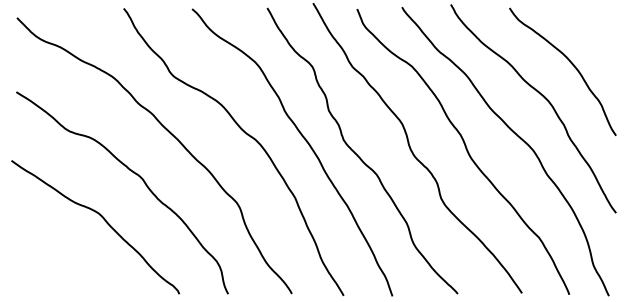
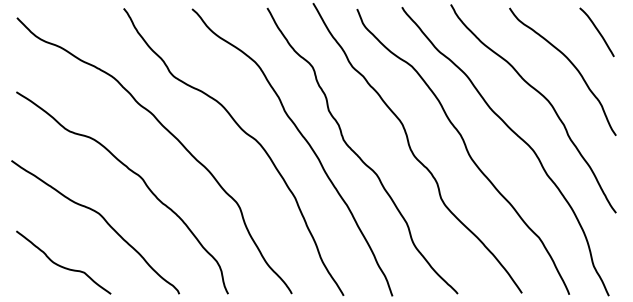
curve: none -> present (597, 31)
curve: none -> present (61, 265)
